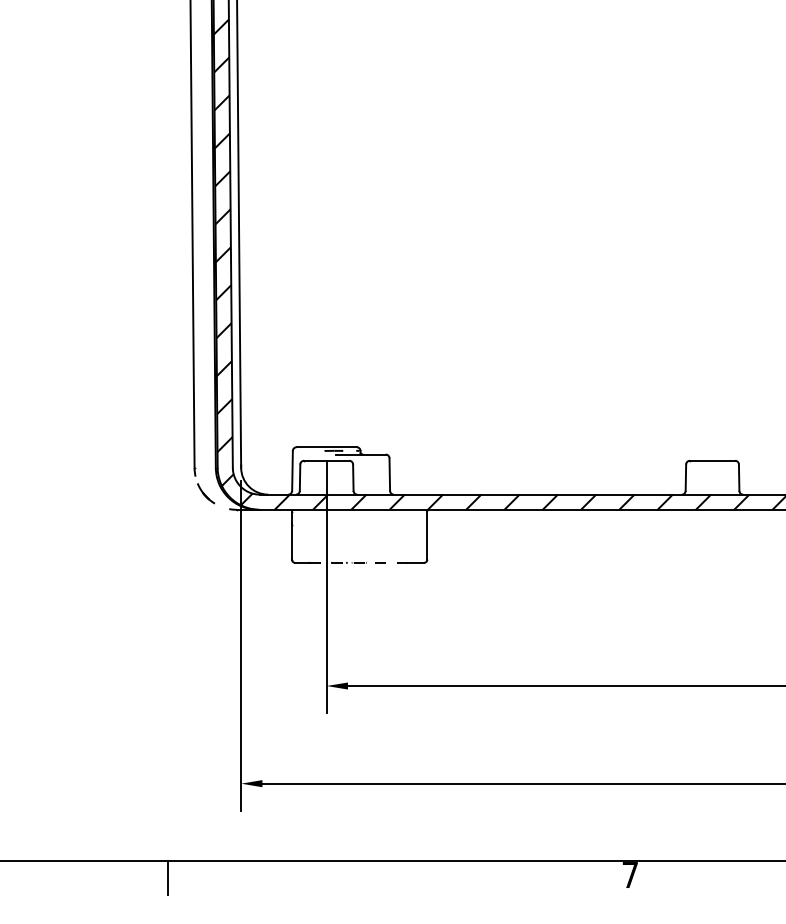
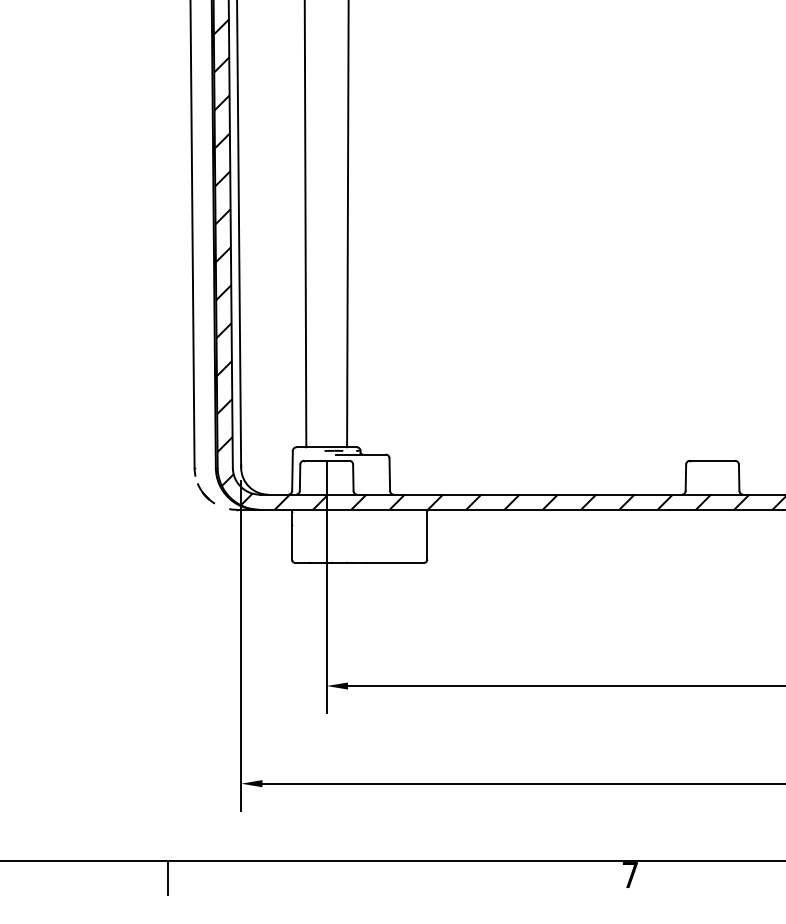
line: none -> present (305, 224)
line: none -> present (347, 224)
line: dashed -> solid (359, 562)
